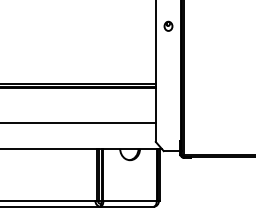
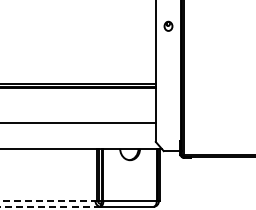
line: solid -> dashed (48, 200)
line: solid -> dashed (50, 206)
